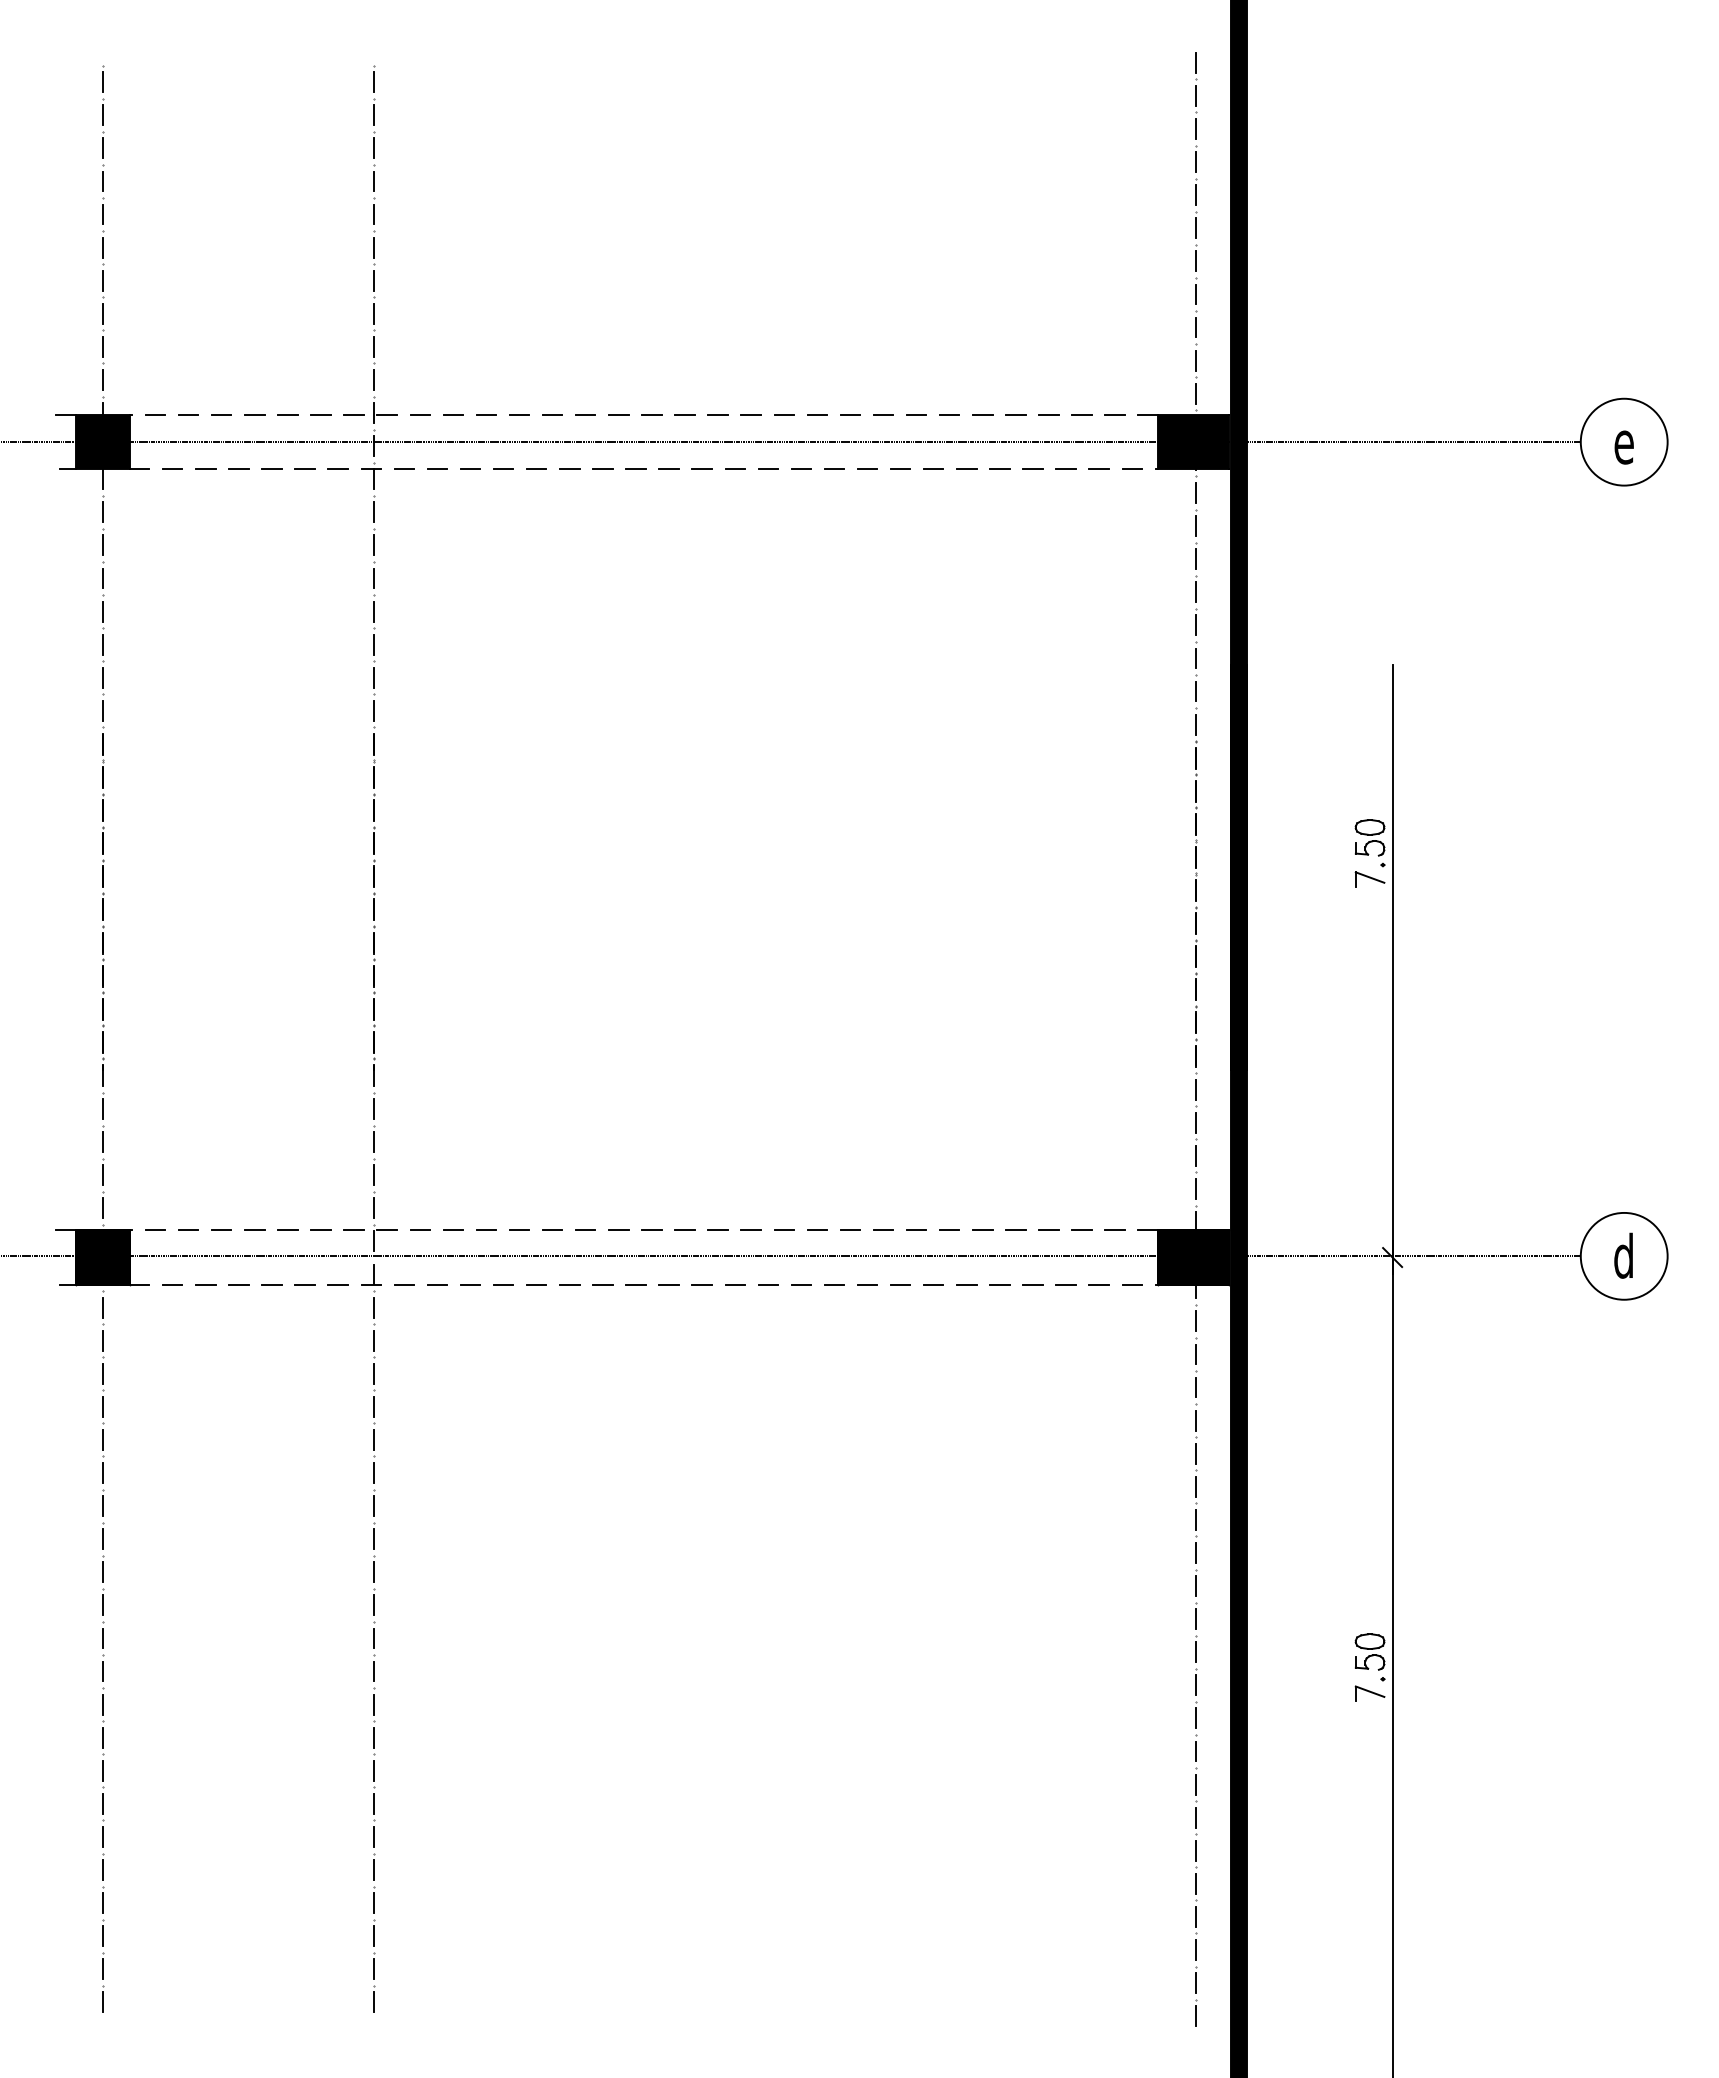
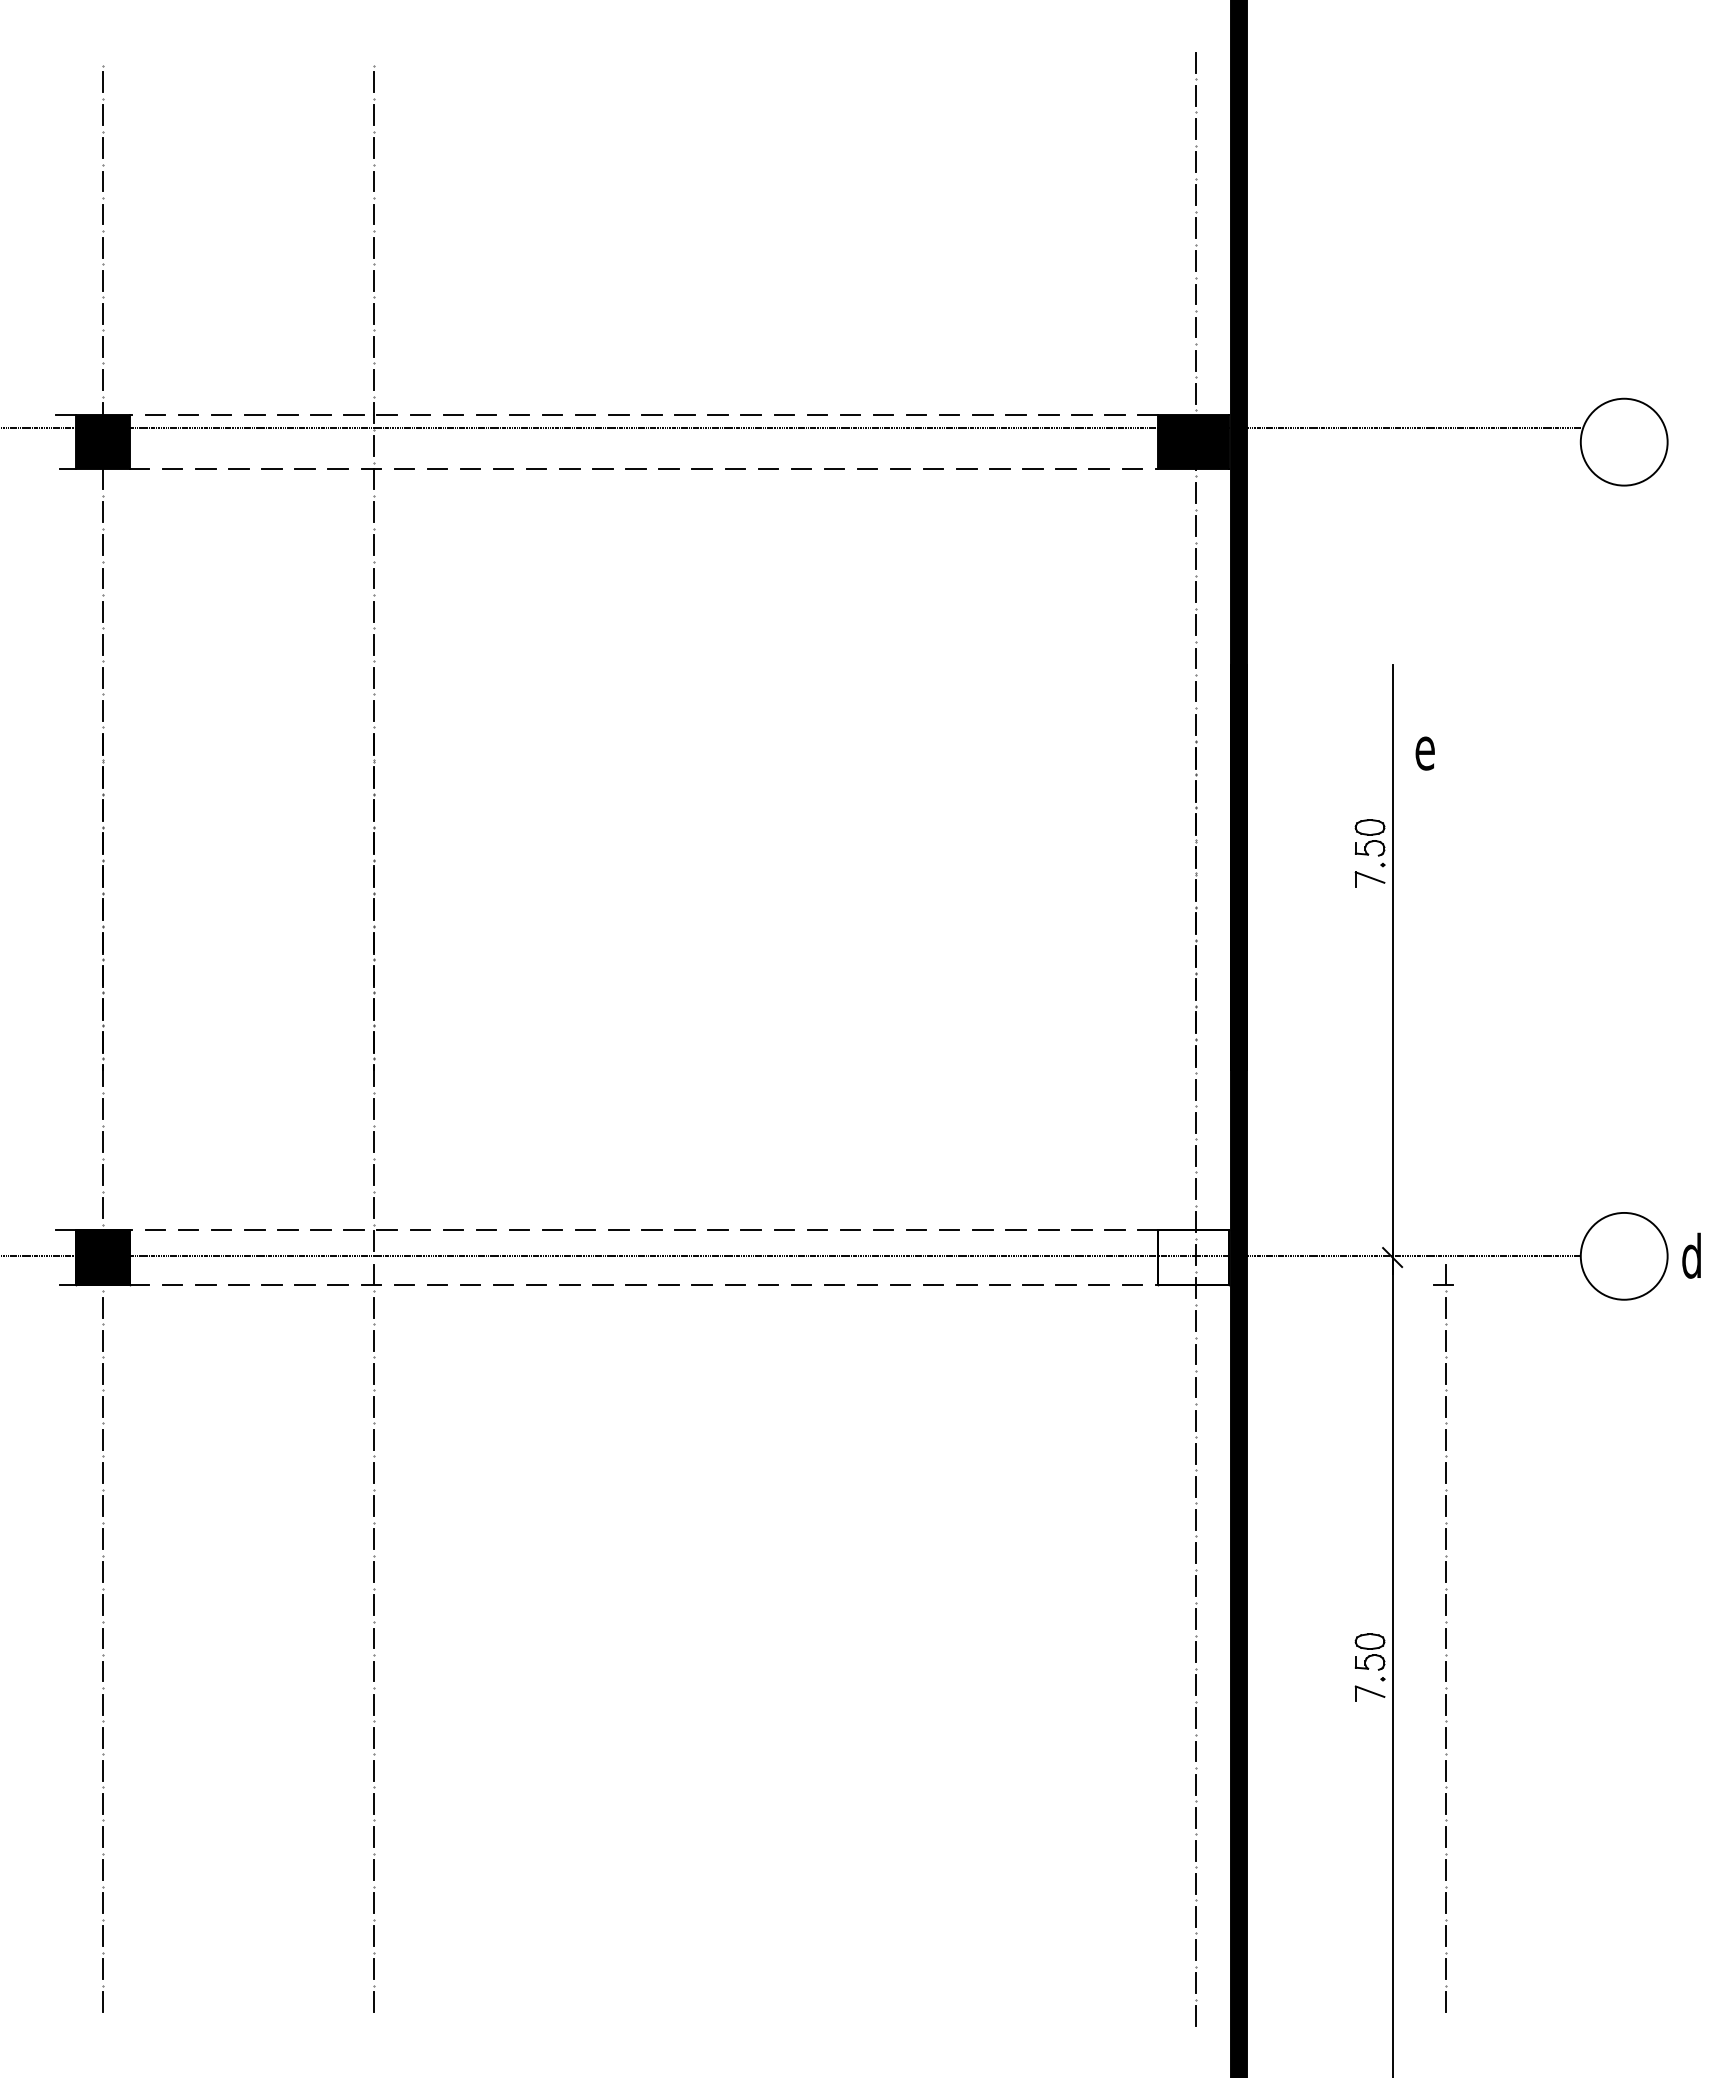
line position: (791, 442) -> (791, 428) (791, 428)
text position: (1623, 447) -> (1424, 753) (1424, 753)
text position: (1623, 1255) -> (1691, 1255) (1691, 1255)
fill: present -> none (1192, 1257)
part: none -> present (1443, 1638)
